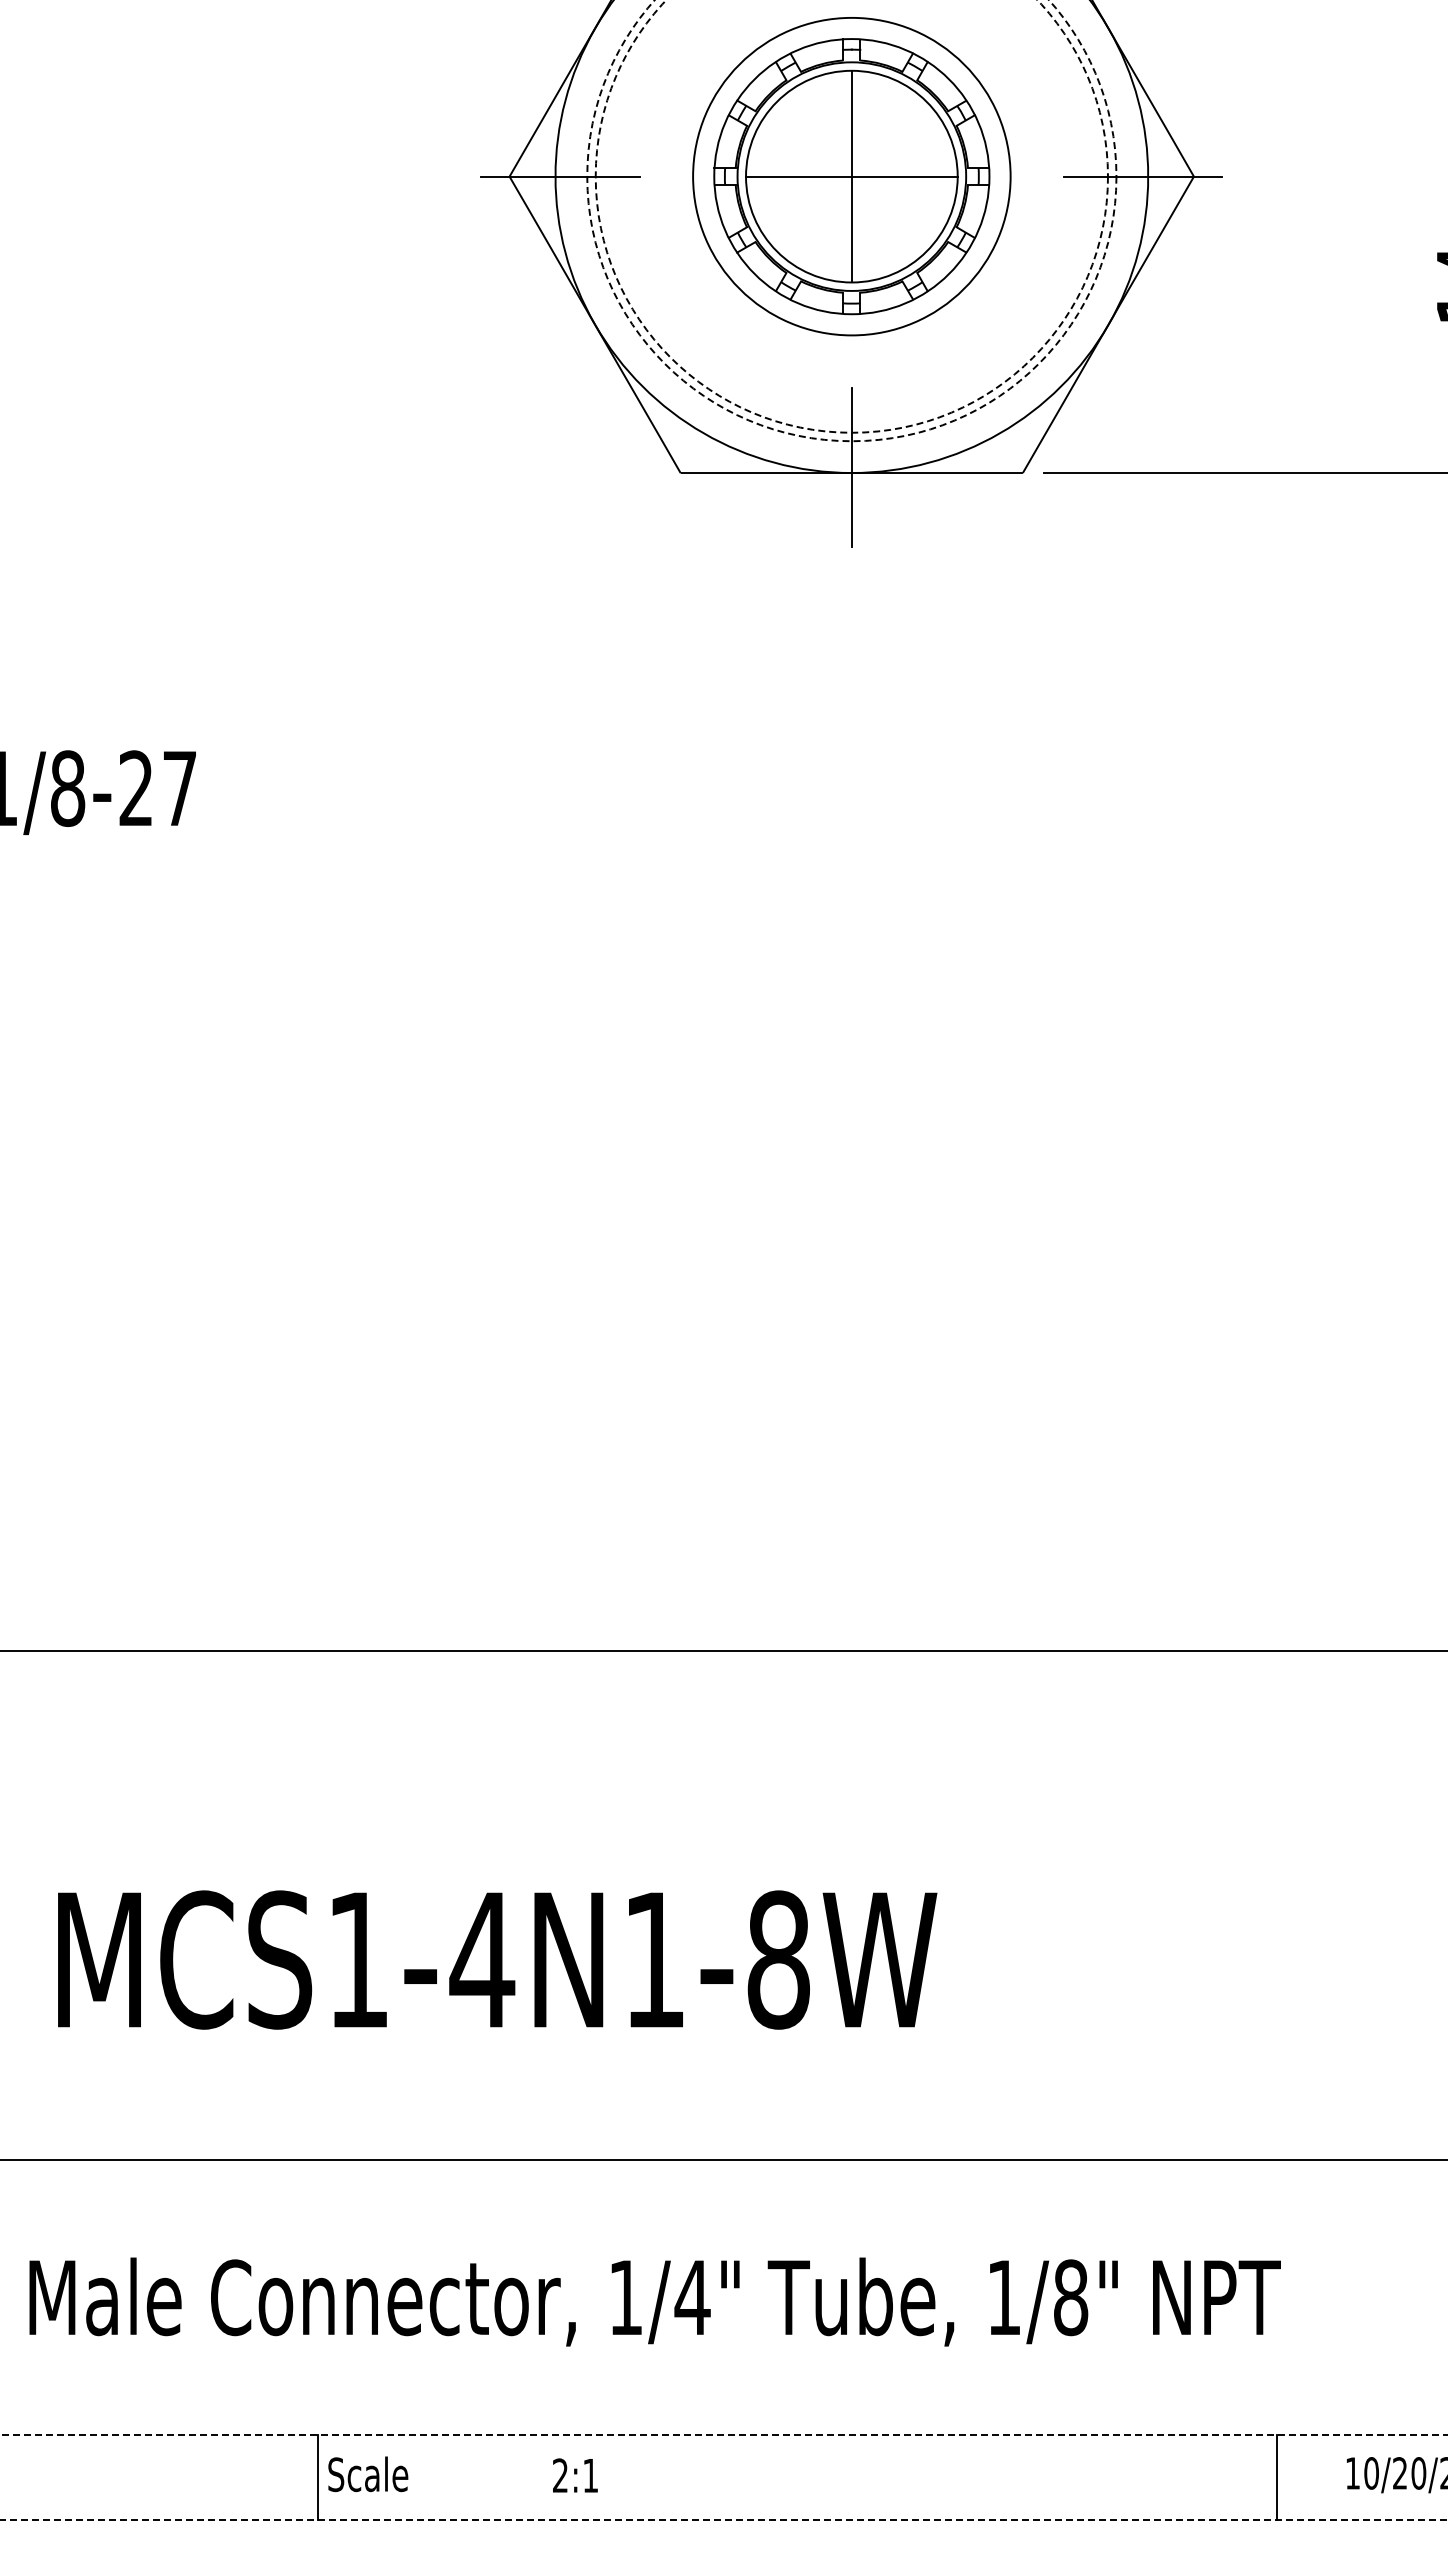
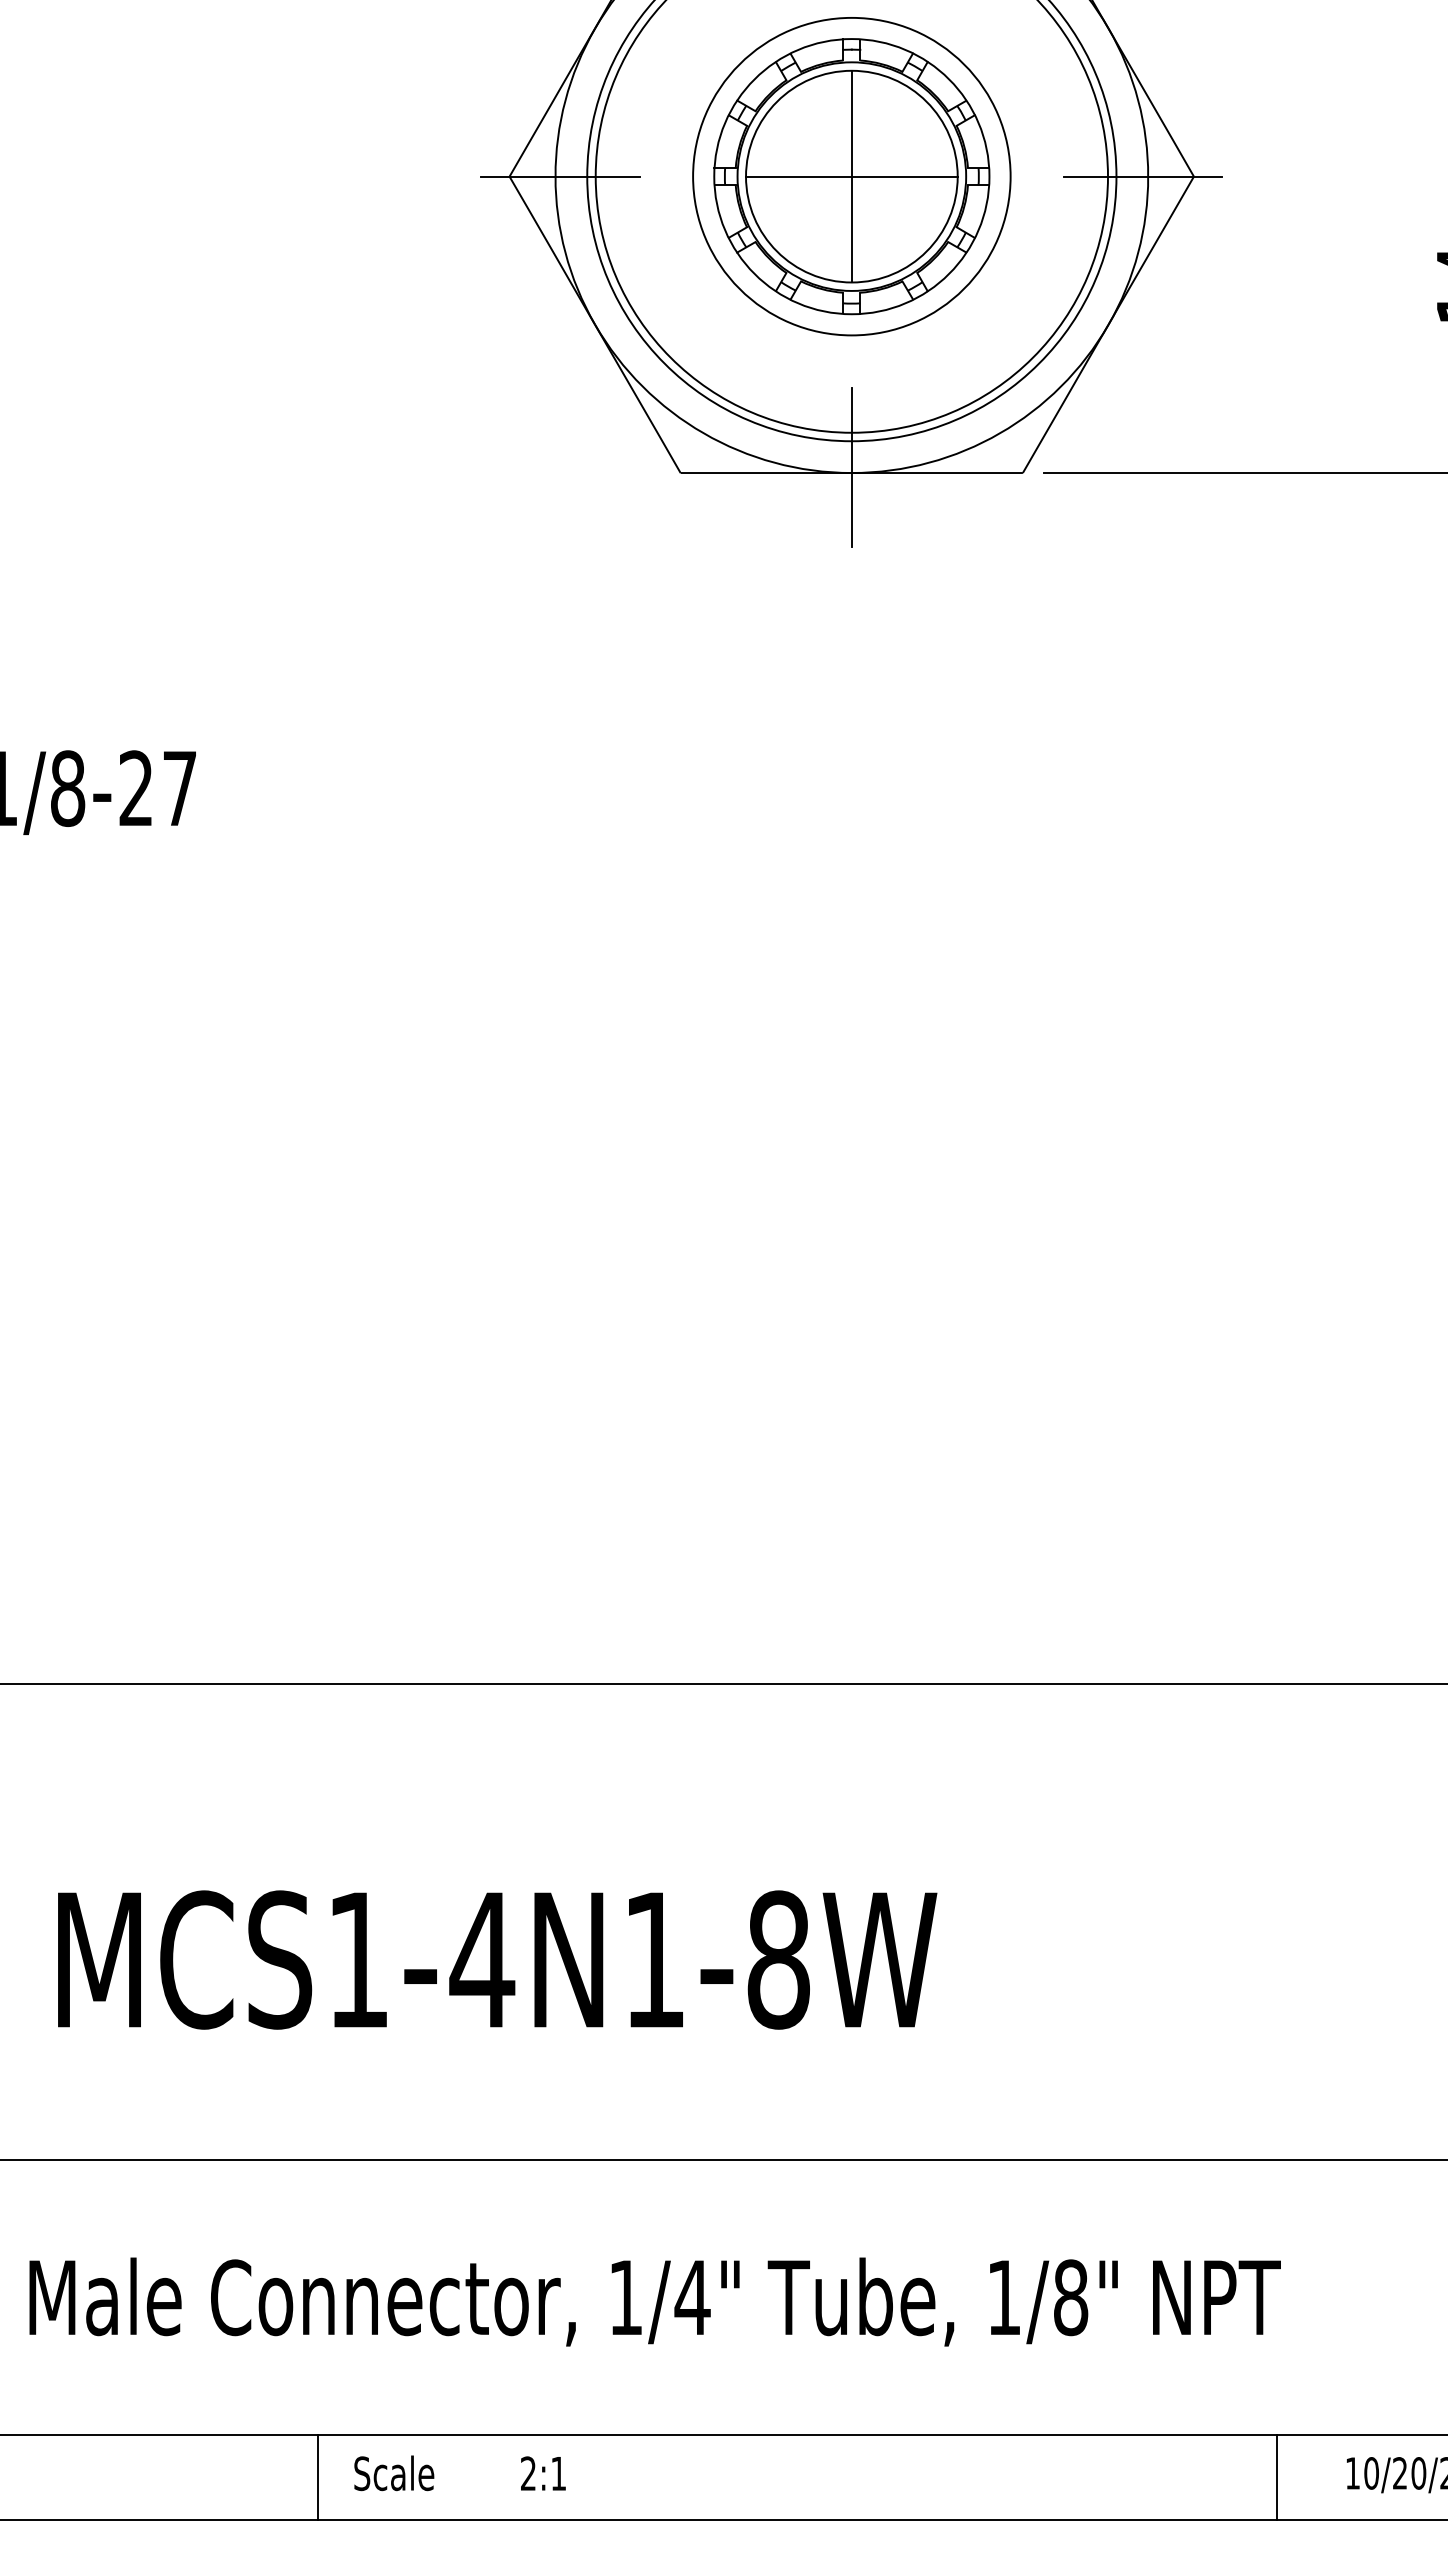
circle: dashed -> solid (851, 216)
circle: dashed -> solid (851, 220)
line position: (723, 1651) -> (723, 1684) (723, 1684)
line: dashed -> solid (724, 2435)
text position: (368, 2474) -> (394, 2473) (394, 2473)
text position: (575, 2475) -> (543, 2473) (543, 2473)
line: dashed -> solid (724, 2519)
